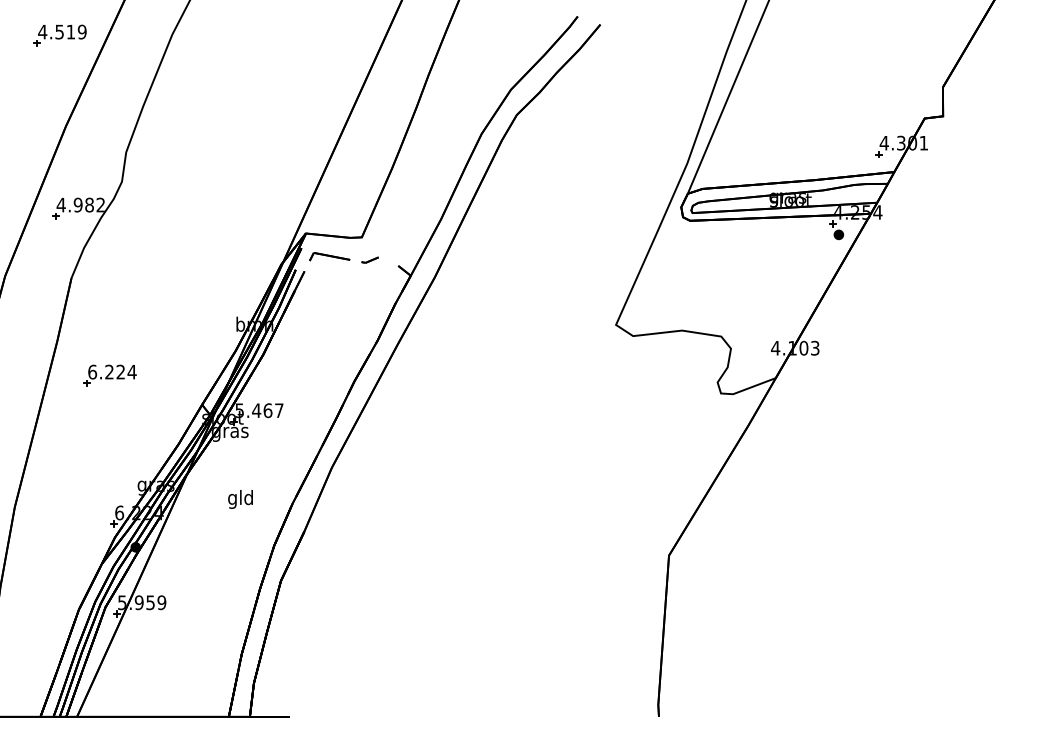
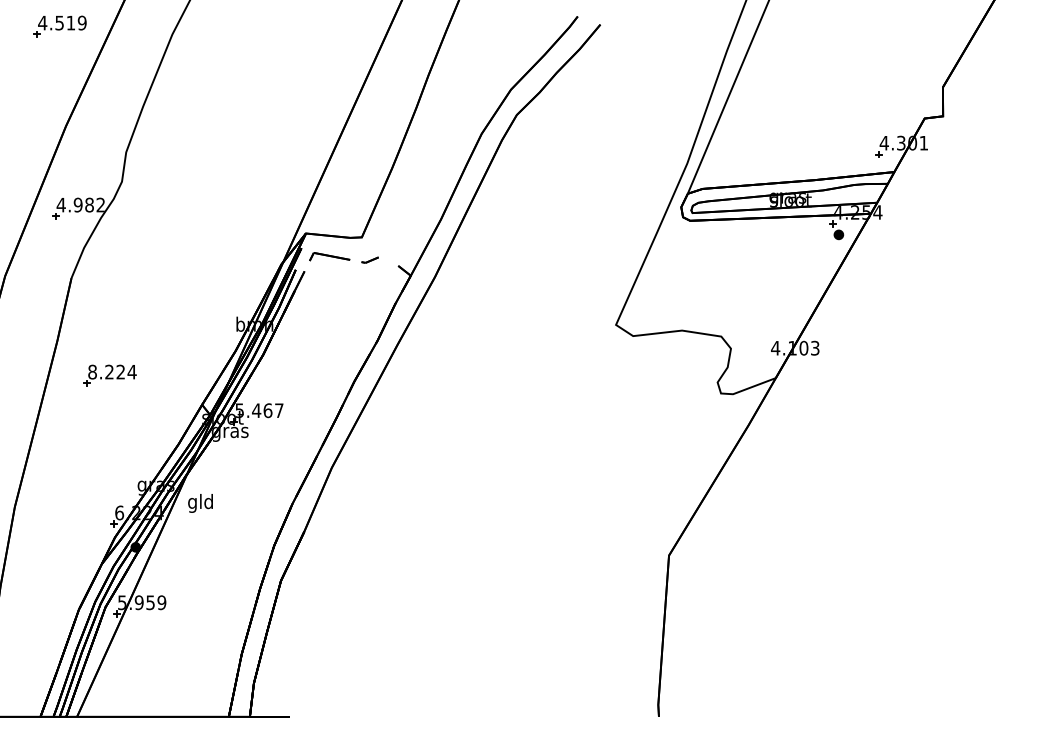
part position: (59, 35) -> (59, 26) (59, 26)
text: 6.224 -> 8.224 (92, 371)
text position: (240, 499) -> (200, 503) (200, 503)
